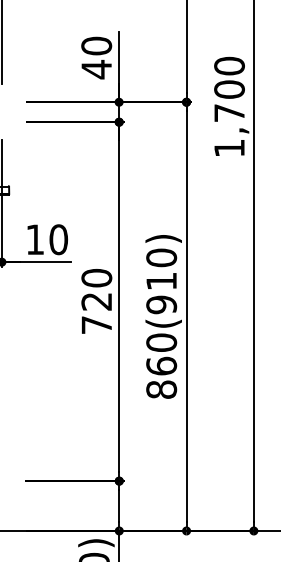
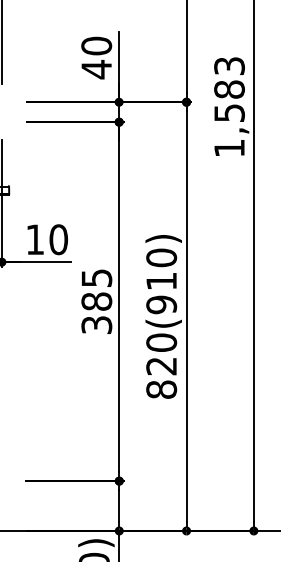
text: 1,700 -> 1,583 (229, 88)
text: 720 -> 385 (96, 300)
text: 860(910) -> 820(910) (161, 365)
